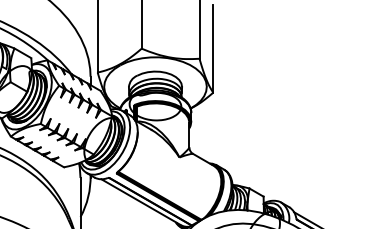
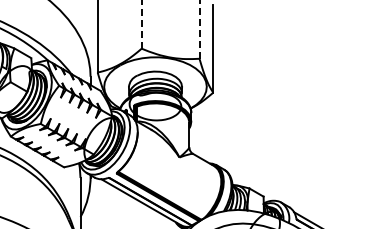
line: solid -> dashed (141, 24)
line: solid -> dashed (199, 29)
